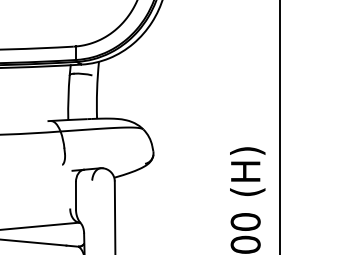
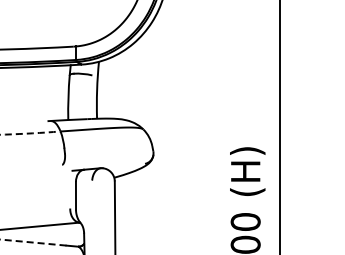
arc: solid -> dashed (30, 133)
line: solid -> dashed (32, 242)
